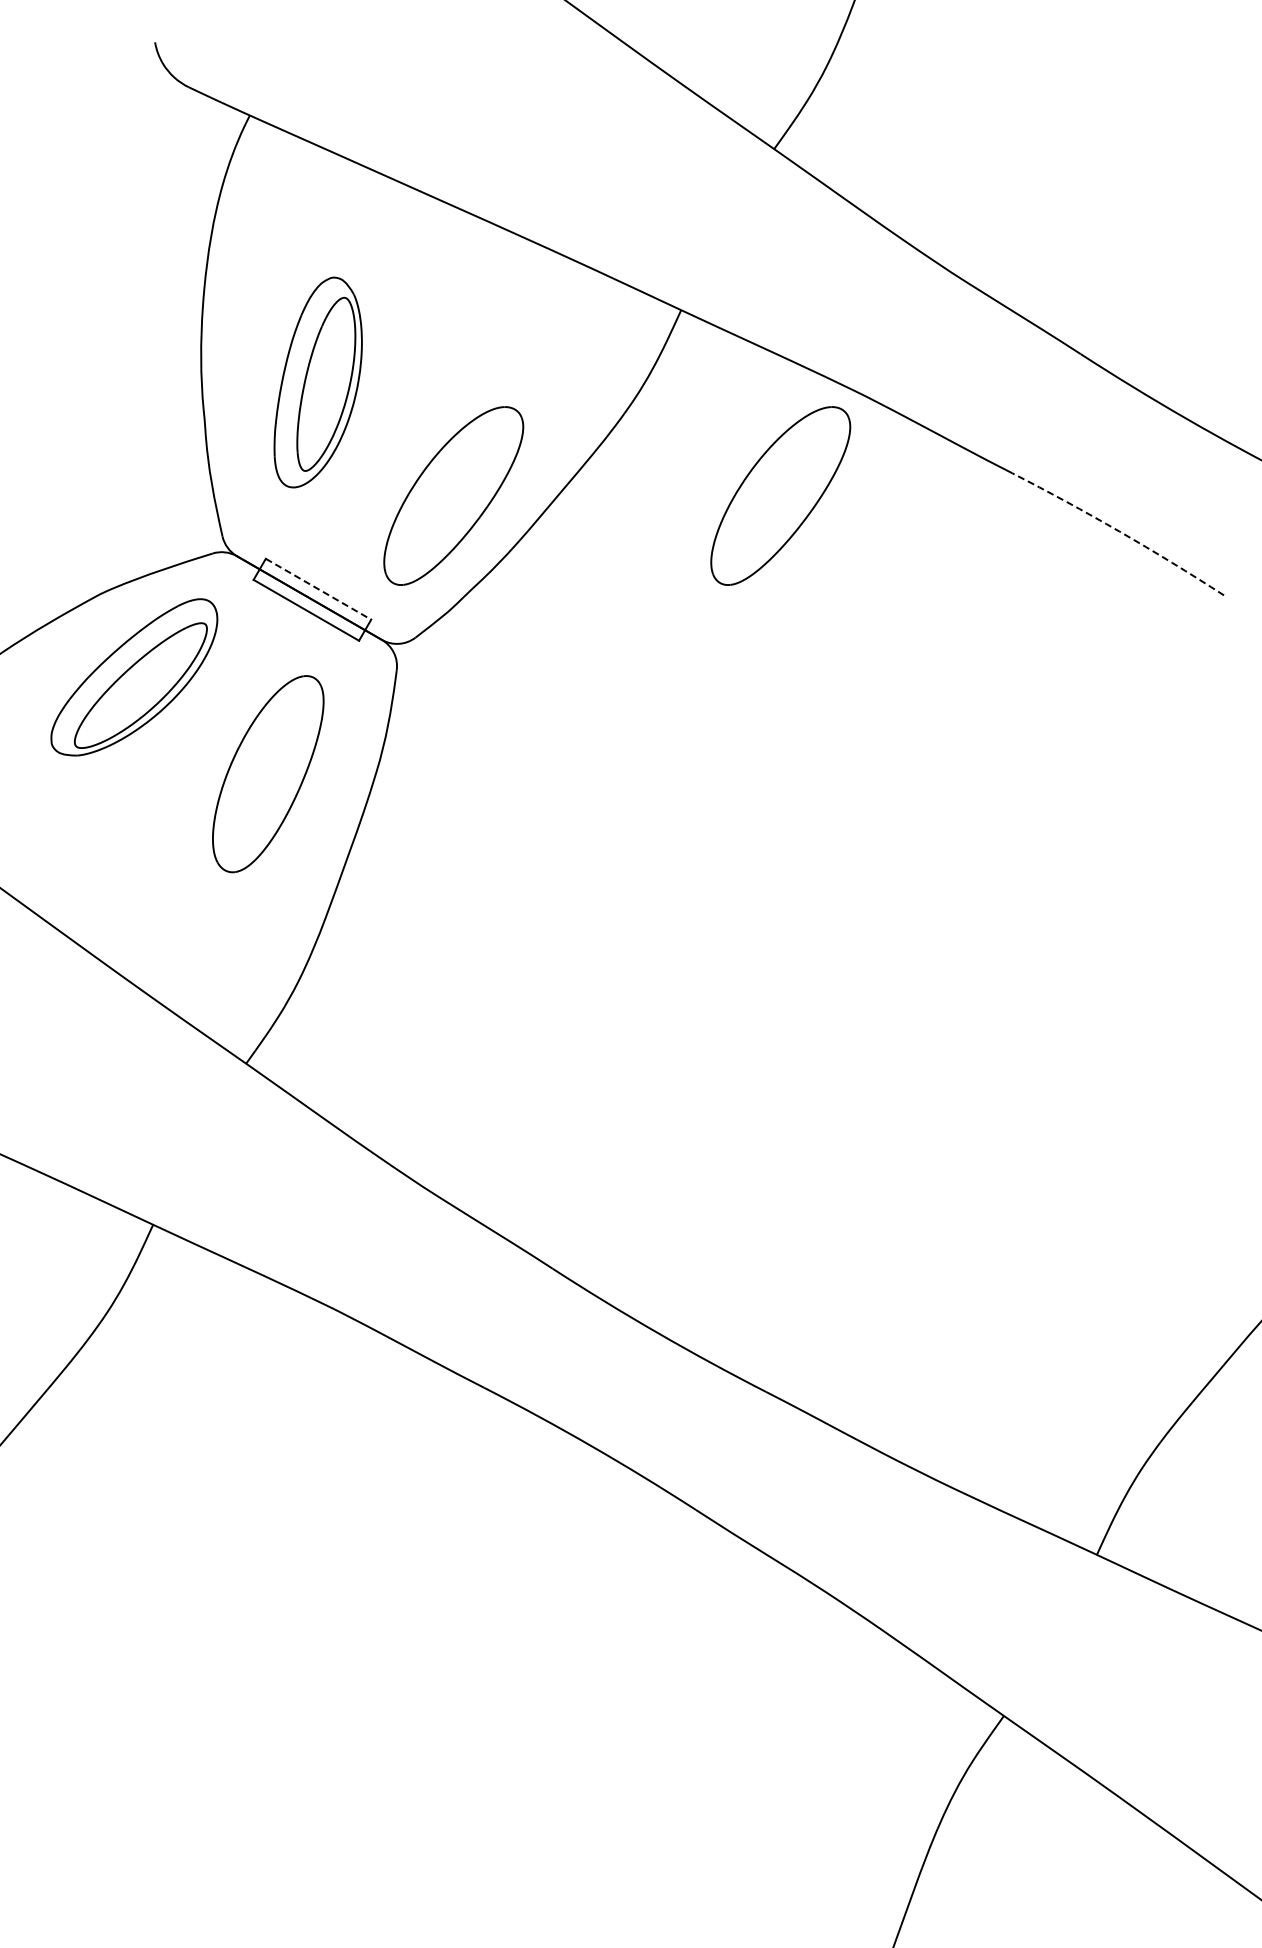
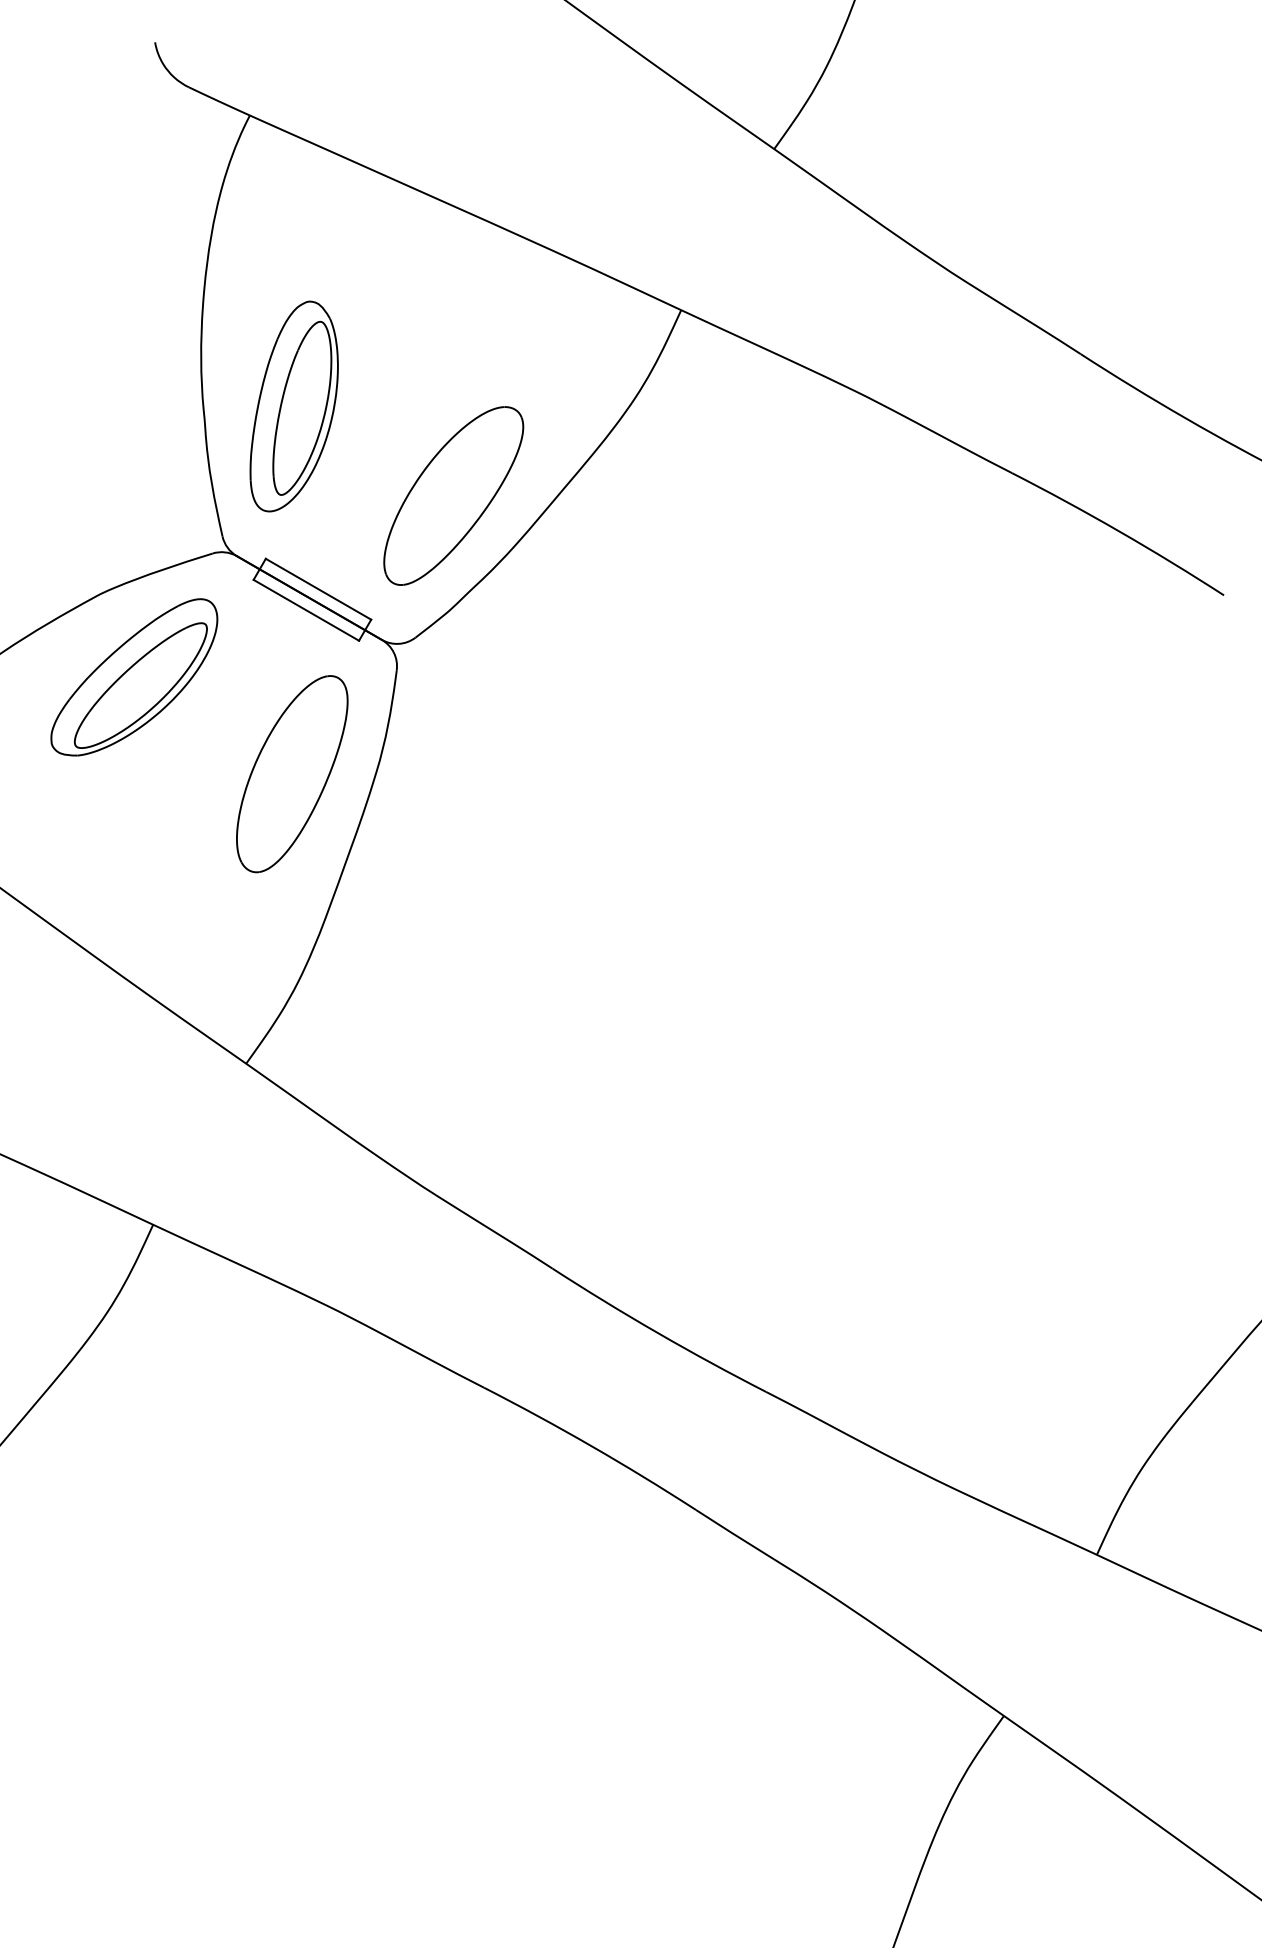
part position: (317, 382) -> (293, 406) (293, 406)
part: present -> none (780, 495)
arc: dashed -> solid (1119, 531)
line: dashed -> solid (318, 589)
part position: (268, 774) -> (292, 774) (292, 774)
